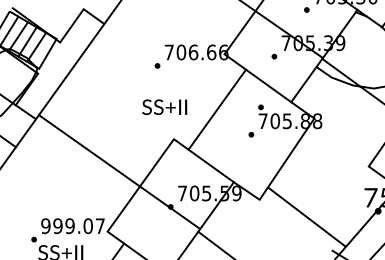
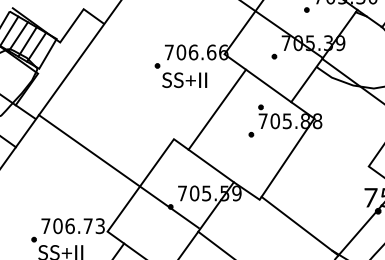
text position: (164, 106) -> (184, 79) (184, 79)
line position: (306, 216) -> (299, 225) (299, 225)
text: 999.07 -> 706.73 (72, 226)
